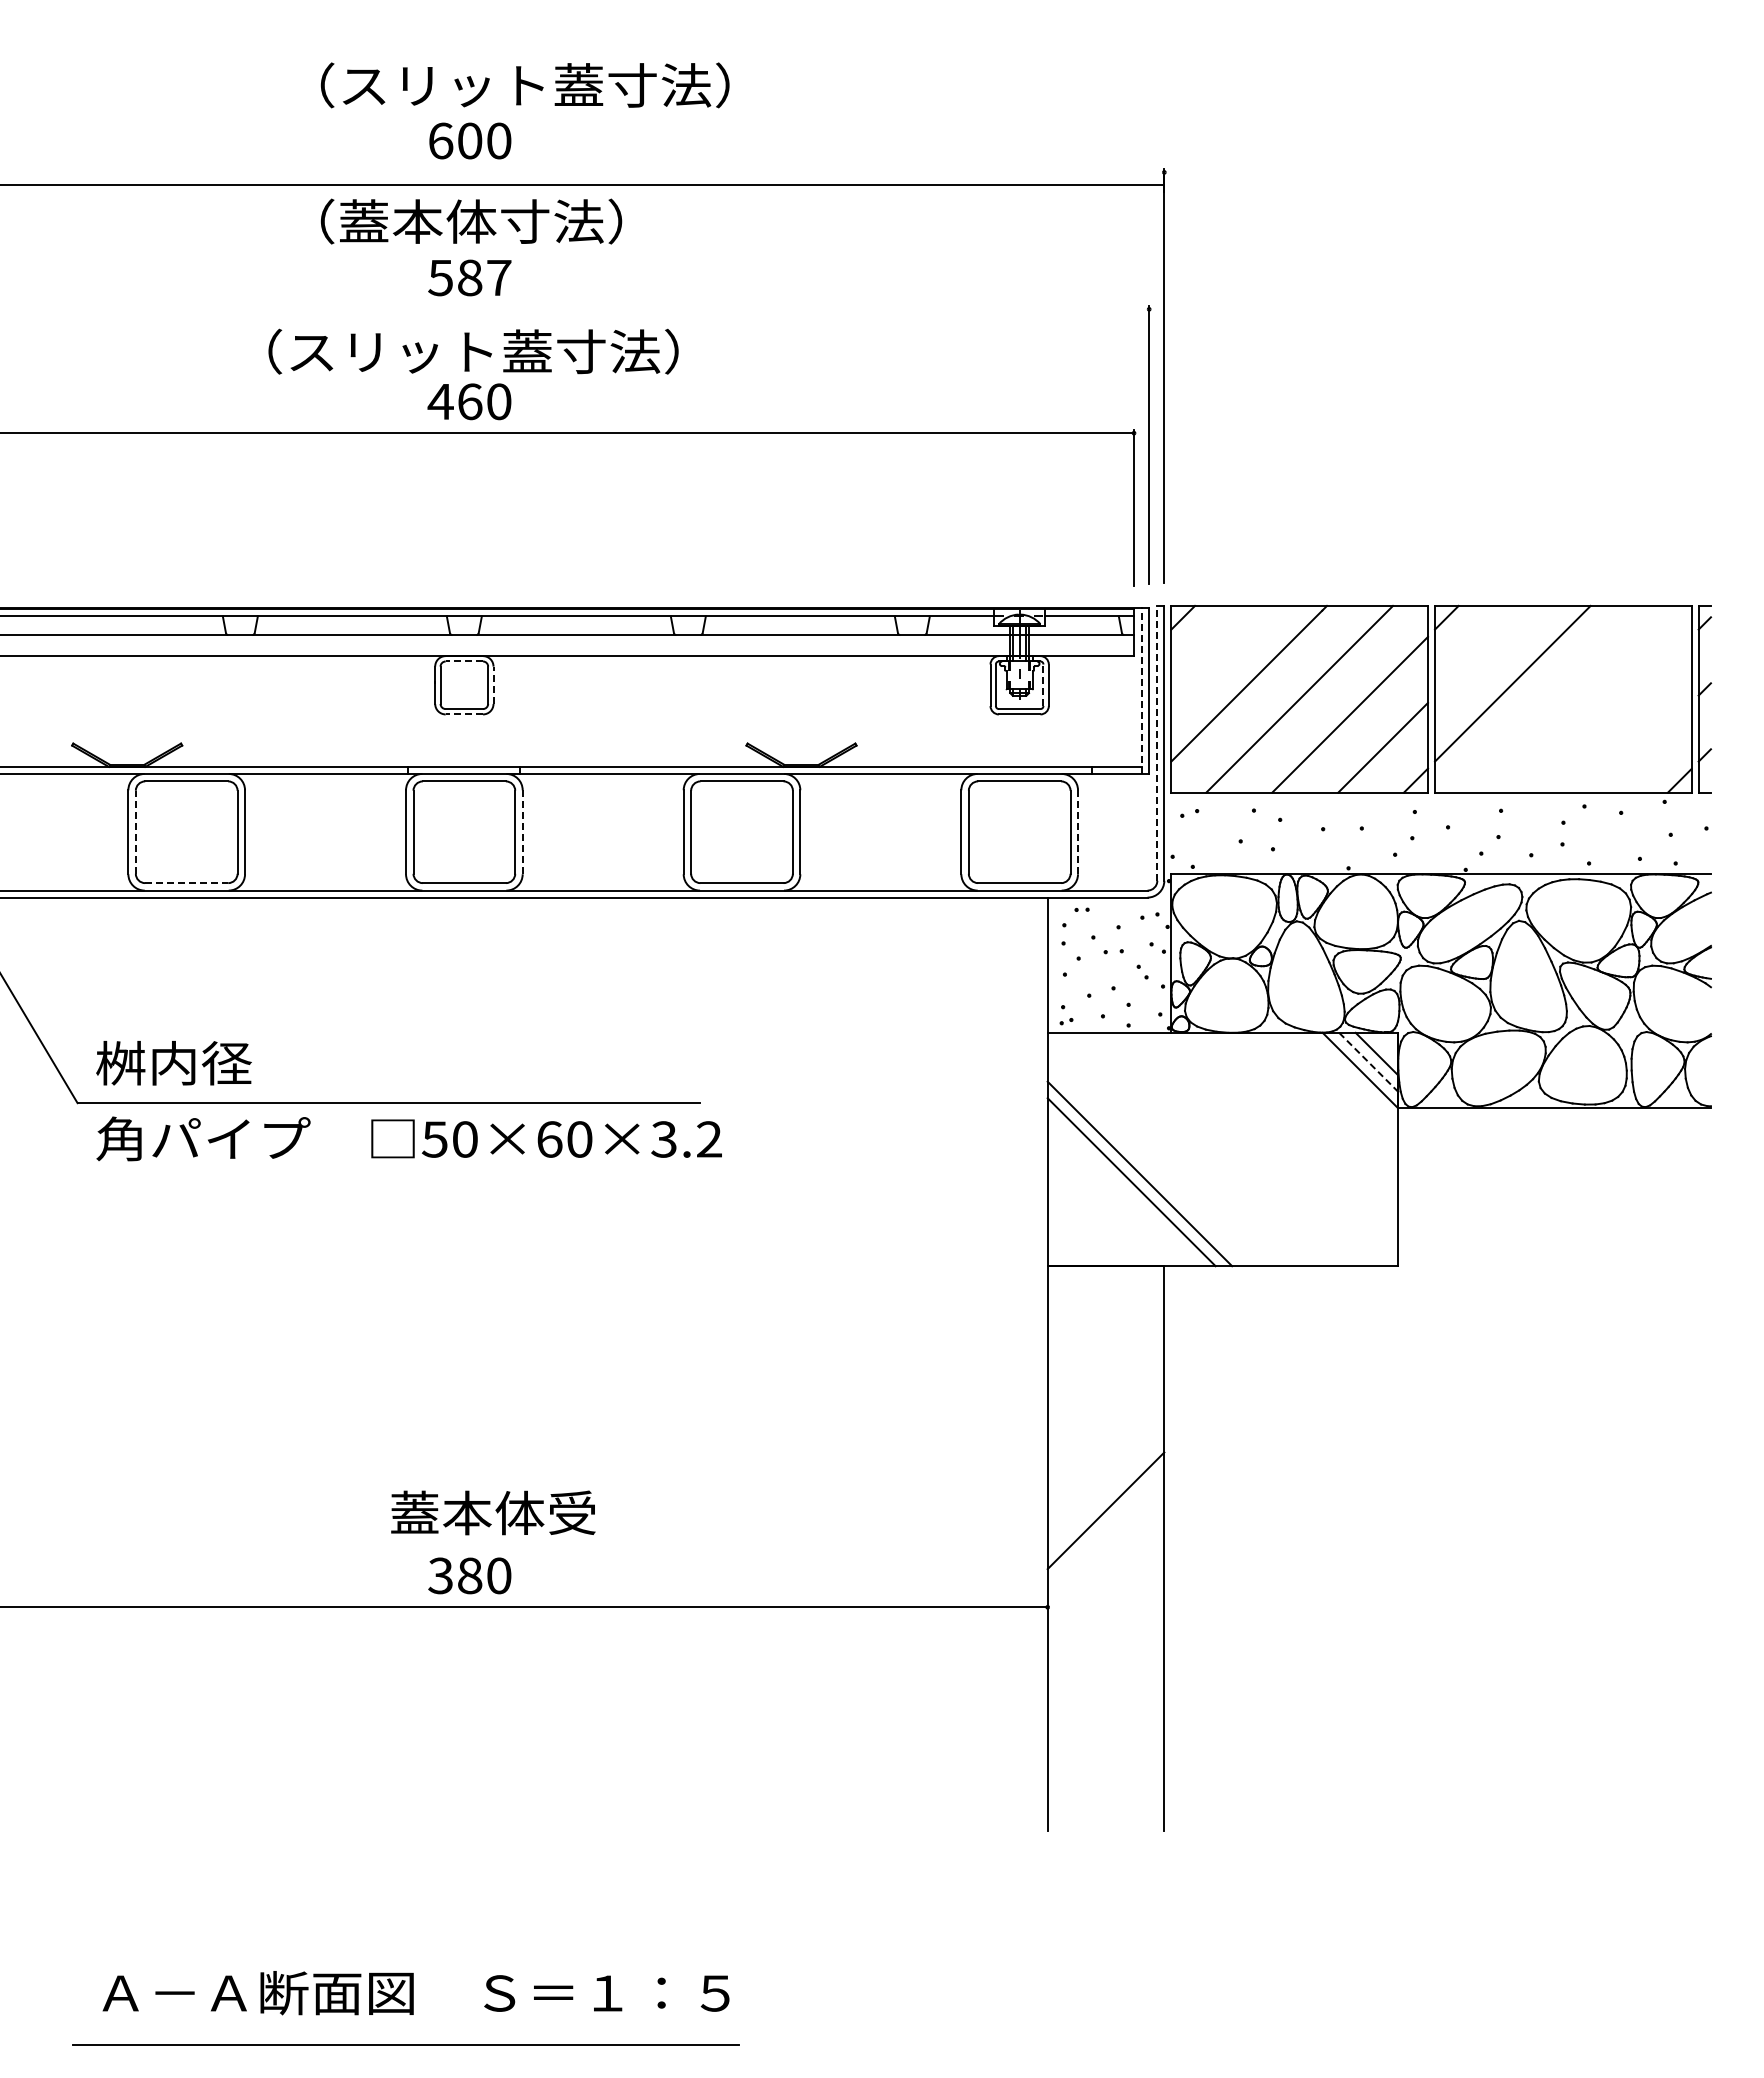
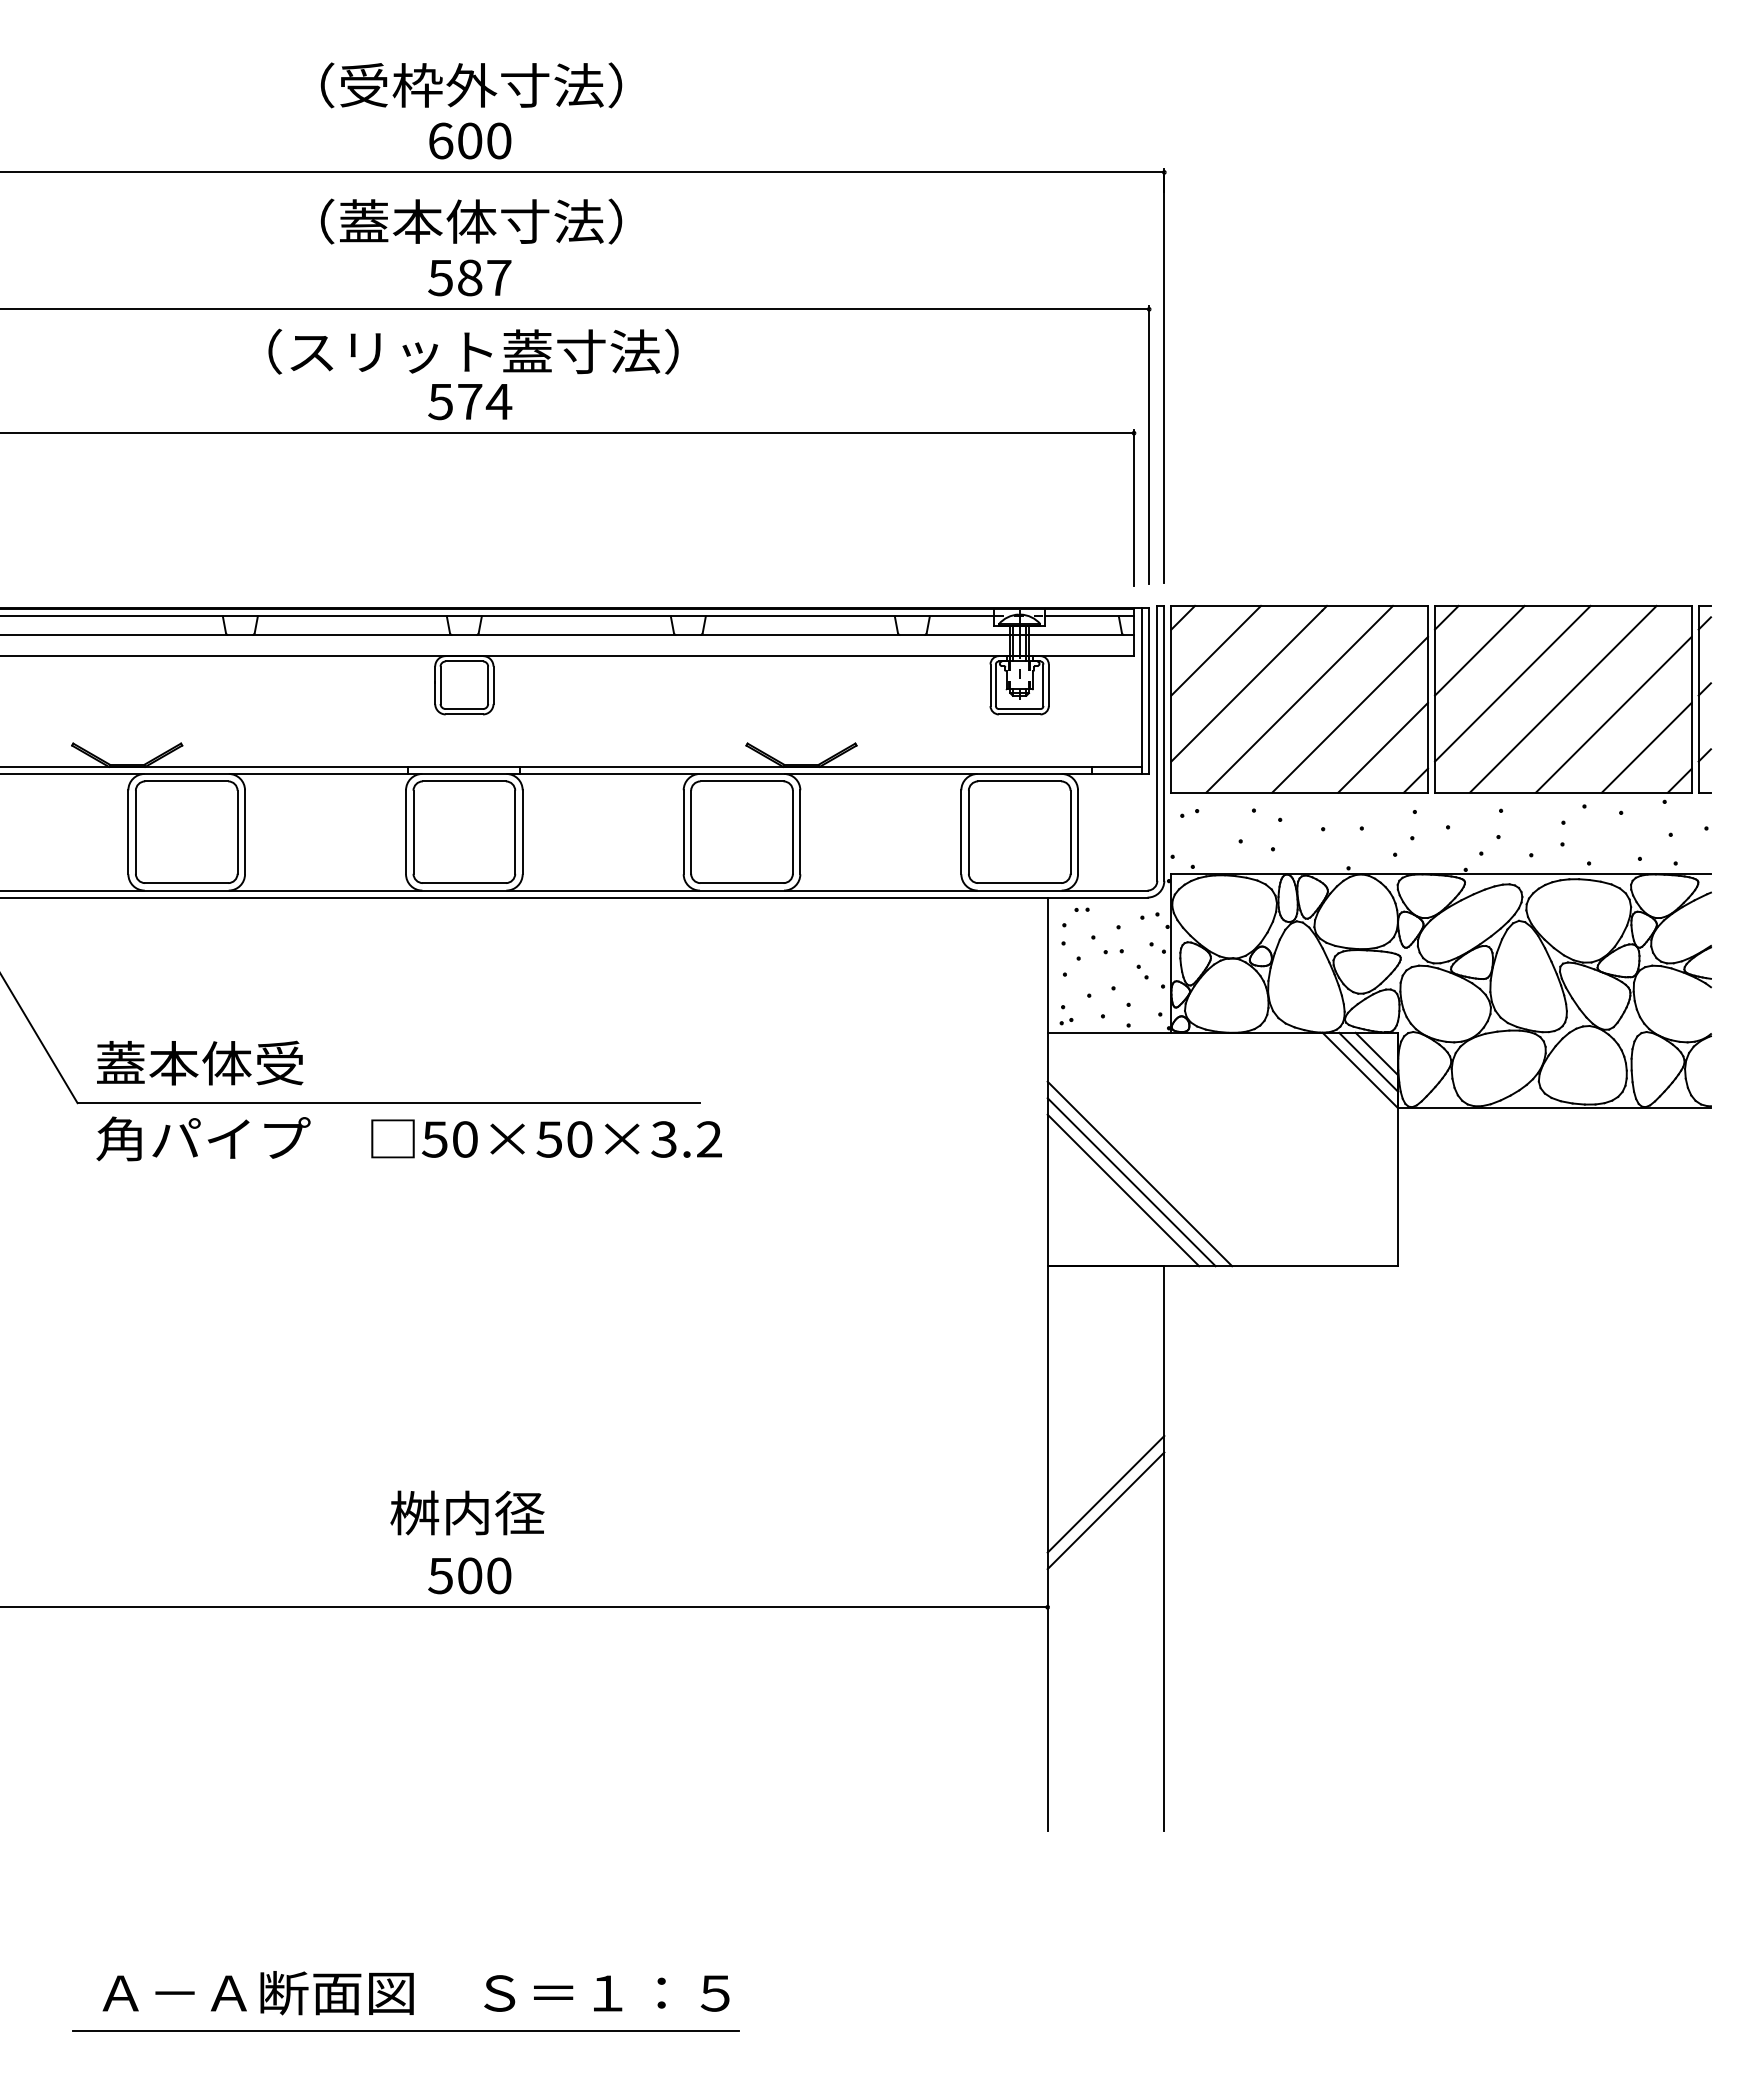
text: （スリット蓋寸法） -> （受枠外寸法） (534, 85)
line position: (583, 185) -> (583, 172) (583, 172)
line: none -> present (575, 309)
text: 460 -> 574 (469, 401)
line: none -> present (1216, 650)
line: none -> present (1479, 650)
line: dashed -> solid (464, 661)
line: dashed -> solid (493, 685)
line: dashed -> solid (1043, 685)
line: dashed -> solid (1142, 691)
line: none -> present (1563, 698)
line: dashed -> solid (464, 714)
line: none -> present (1613, 714)
line: dashed -> solid (1157, 742)
line: none -> present (1646, 747)
line: dashed -> solid (135, 832)
line: dashed -> solid (522, 832)
line: dashed -> solid (1078, 832)
line: dashed -> solid (186, 883)
text: 桝内径 -> 蓋本体受 (199, 1062)
line: dashed -> solid (1368, 1062)
text: 50×60×3.2 -> 50×50×3.2 (549, 1139)
line: none -> present (1123, 1190)
line: none -> present (1105, 1493)
text: 蓋本体受 -> 桝内径 (492, 1512)
text: 380 -> 500 (455, 1575)
line position: (405, 2044) -> (405, 2030) (405, 2030)
